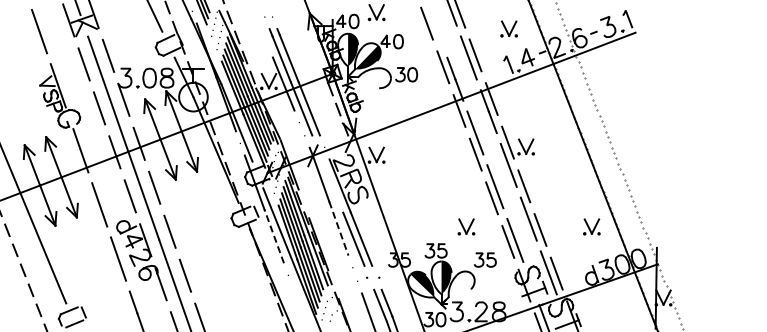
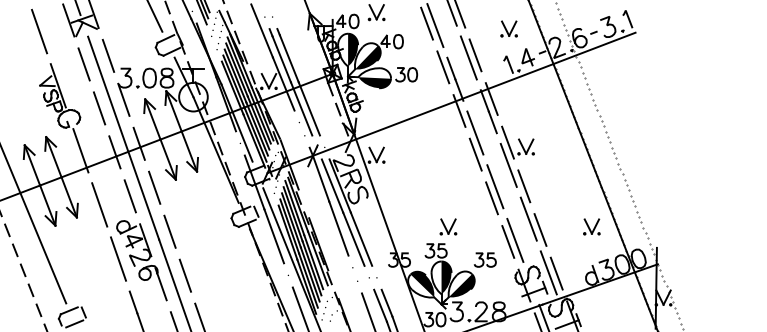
line: none -> present (435, 25)
line: none -> present (261, 30)
fill: none -> present (374, 82)
line: none -> present (332, 185)
part position: (466, 226) -> (448, 226) (448, 226)
line: dashed -> solid (338, 228)
line: dashed -> solid (274, 236)
part size: 15x3 px -> 10x2 px (372, 277)
fill: none -> present (461, 285)
line: none -> present (299, 307)
